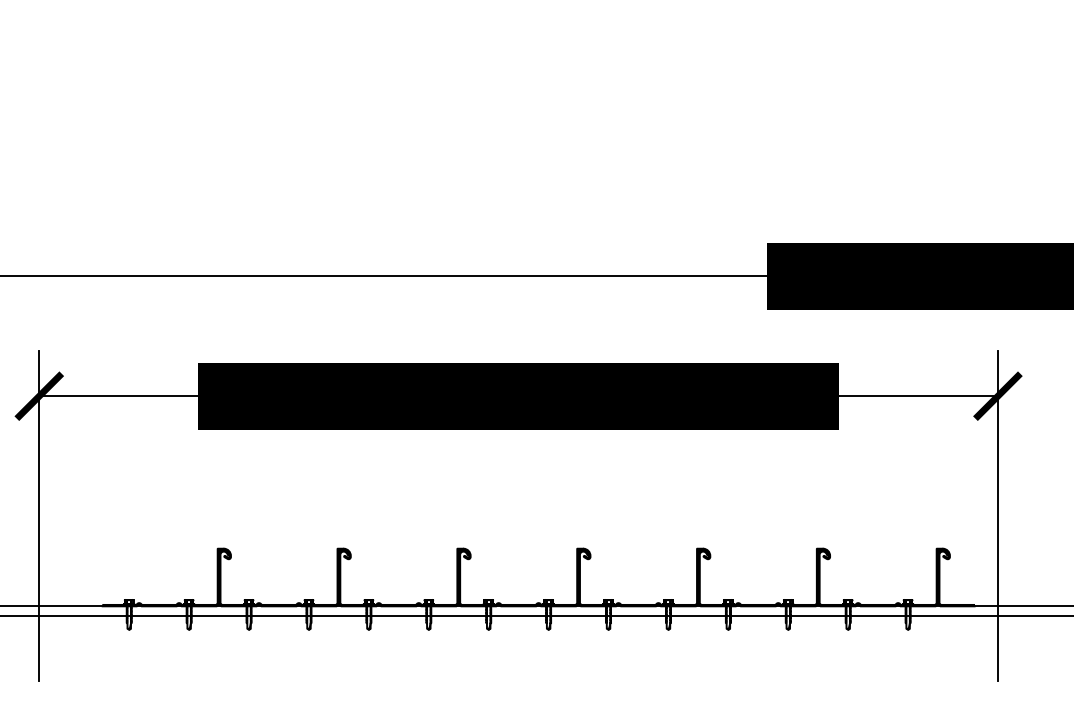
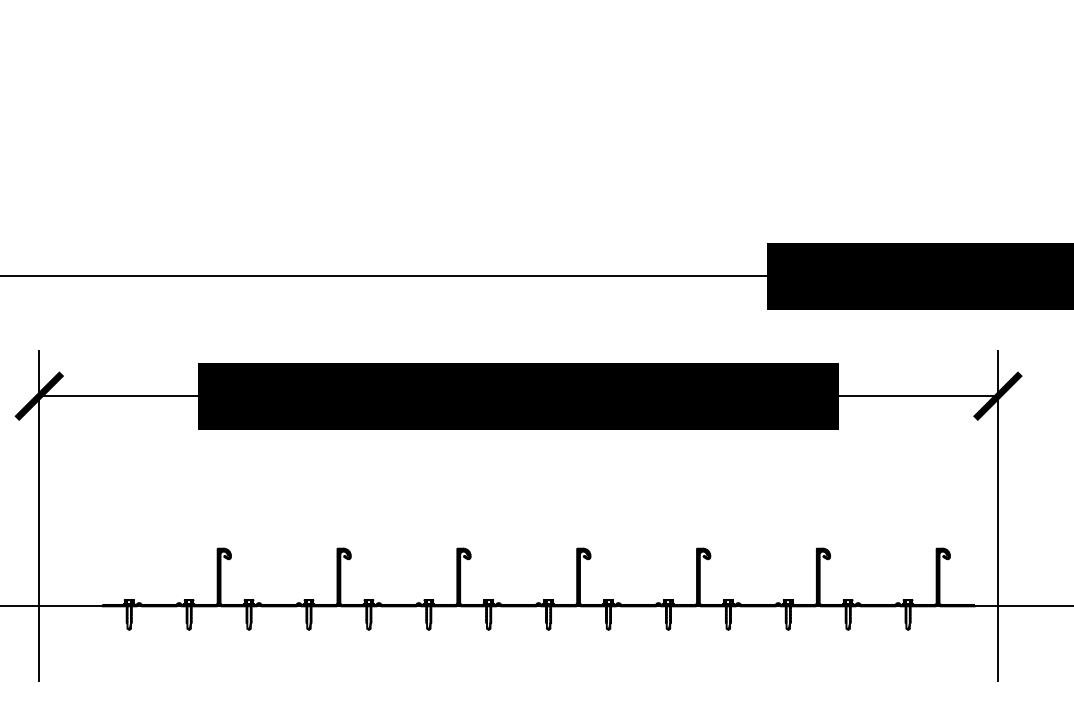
line: present -> none (536, 616)
